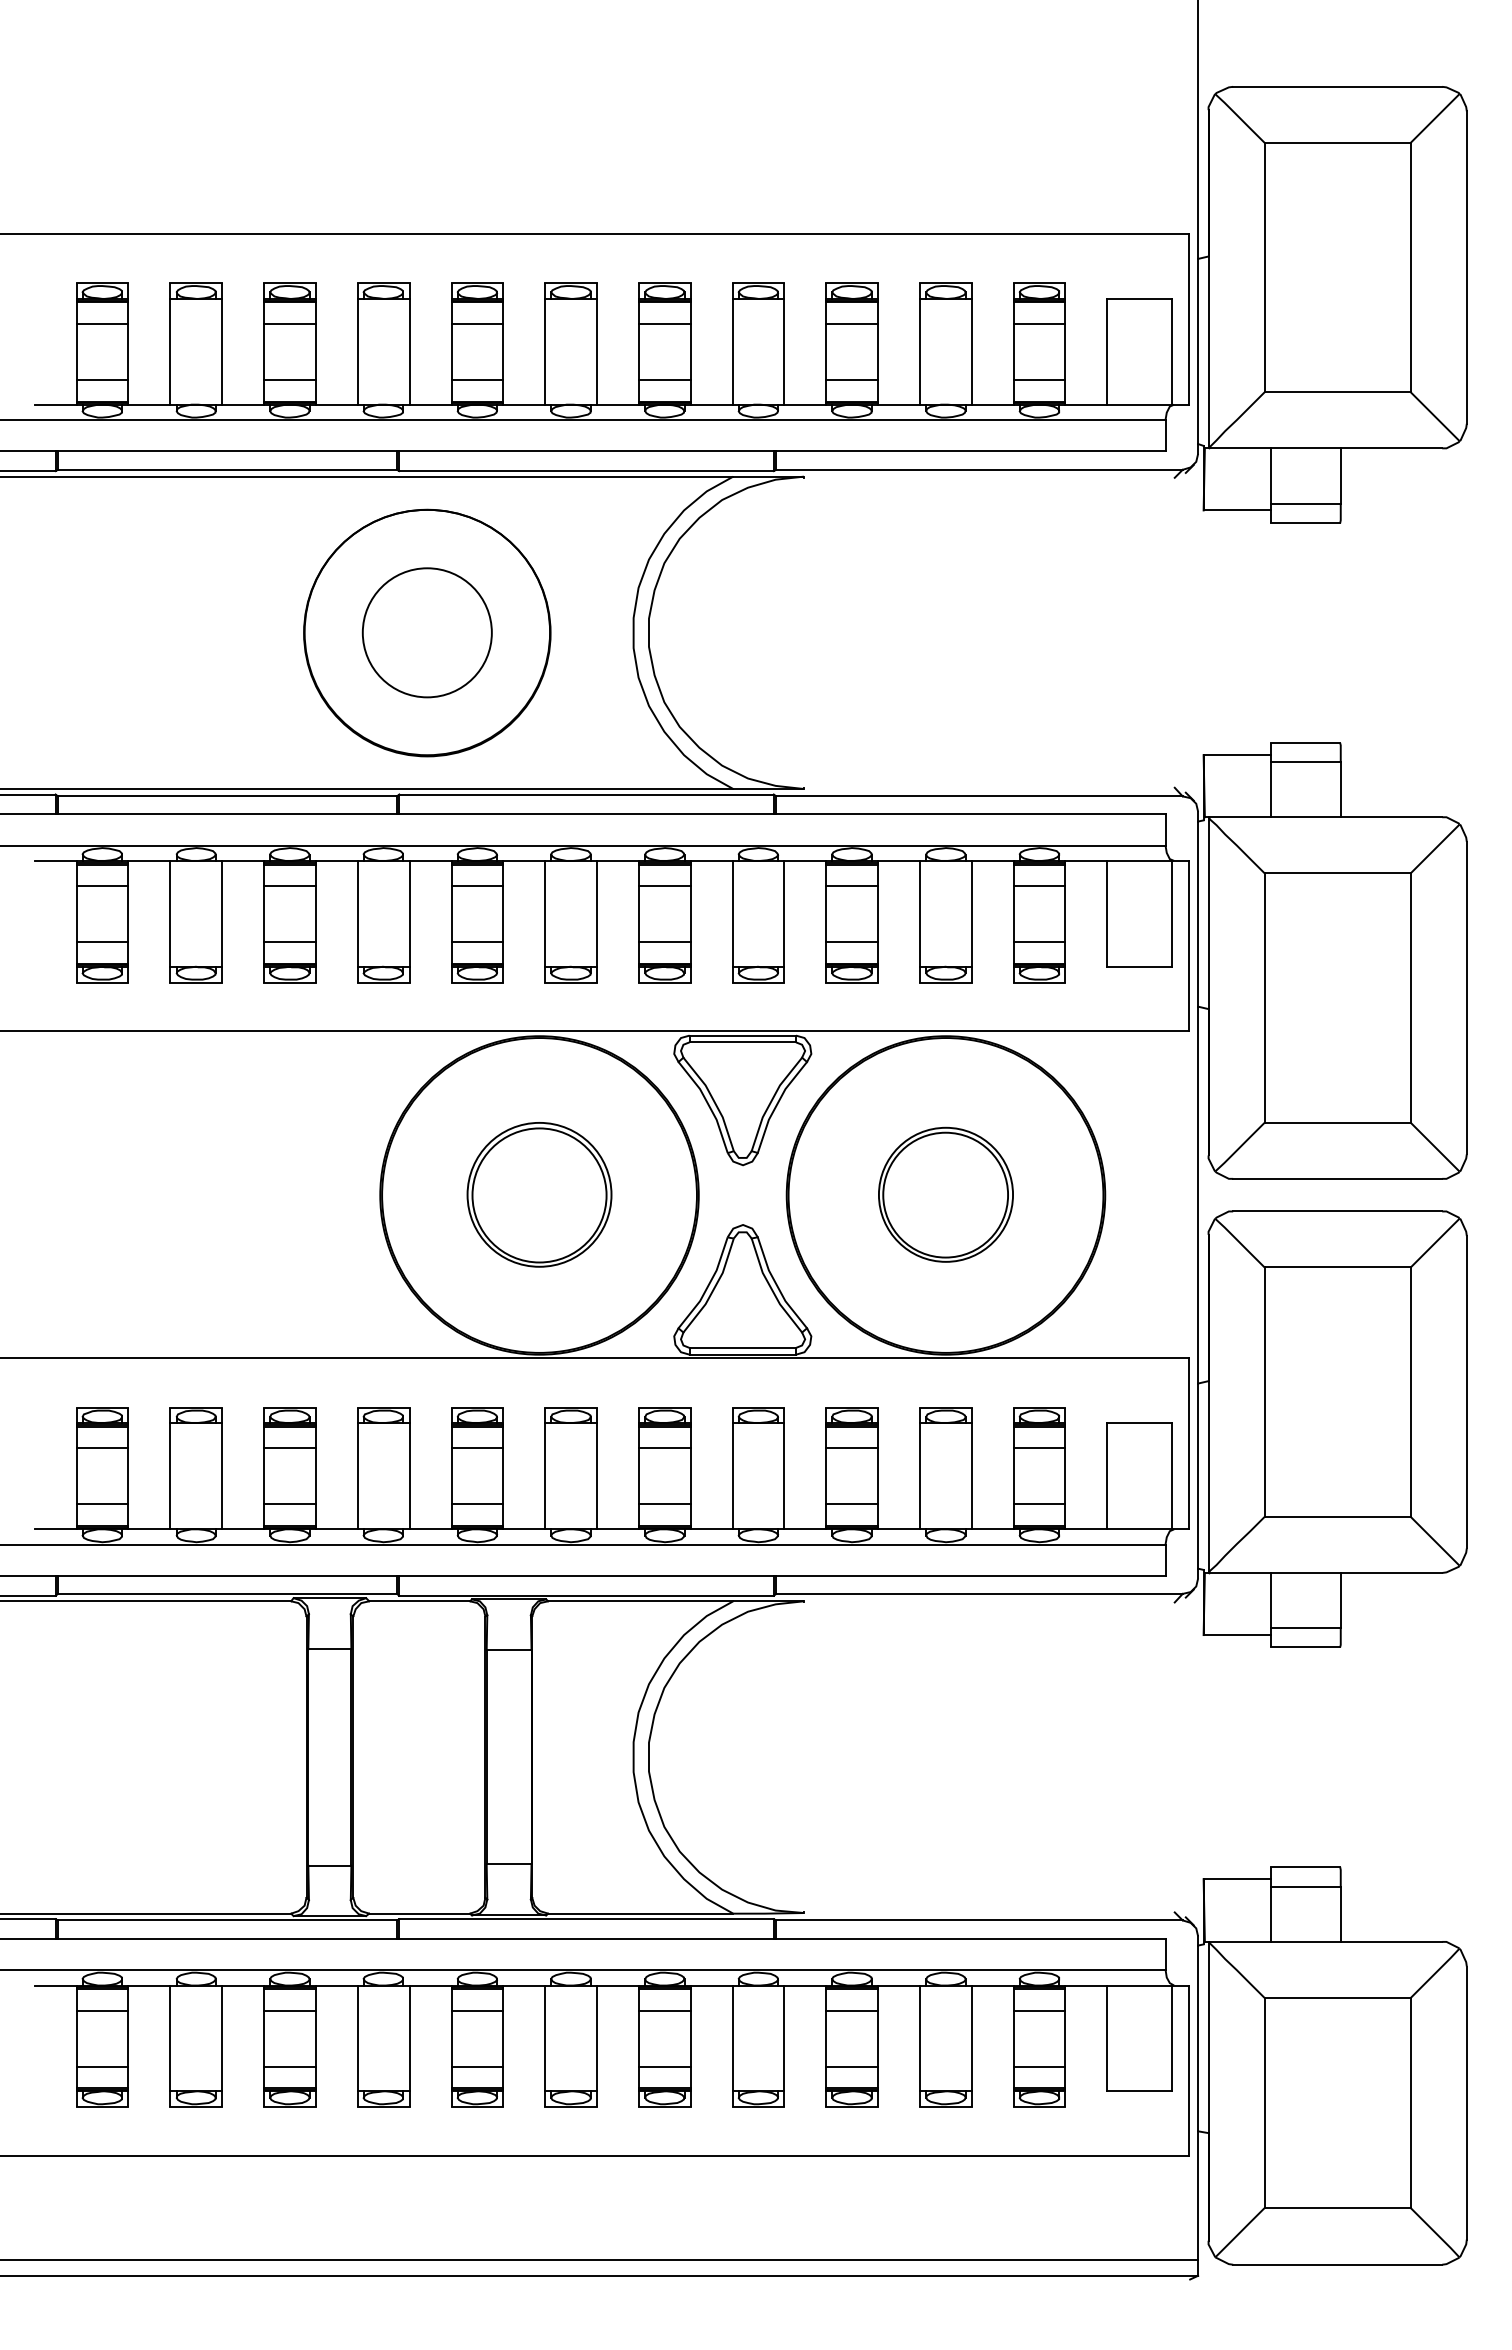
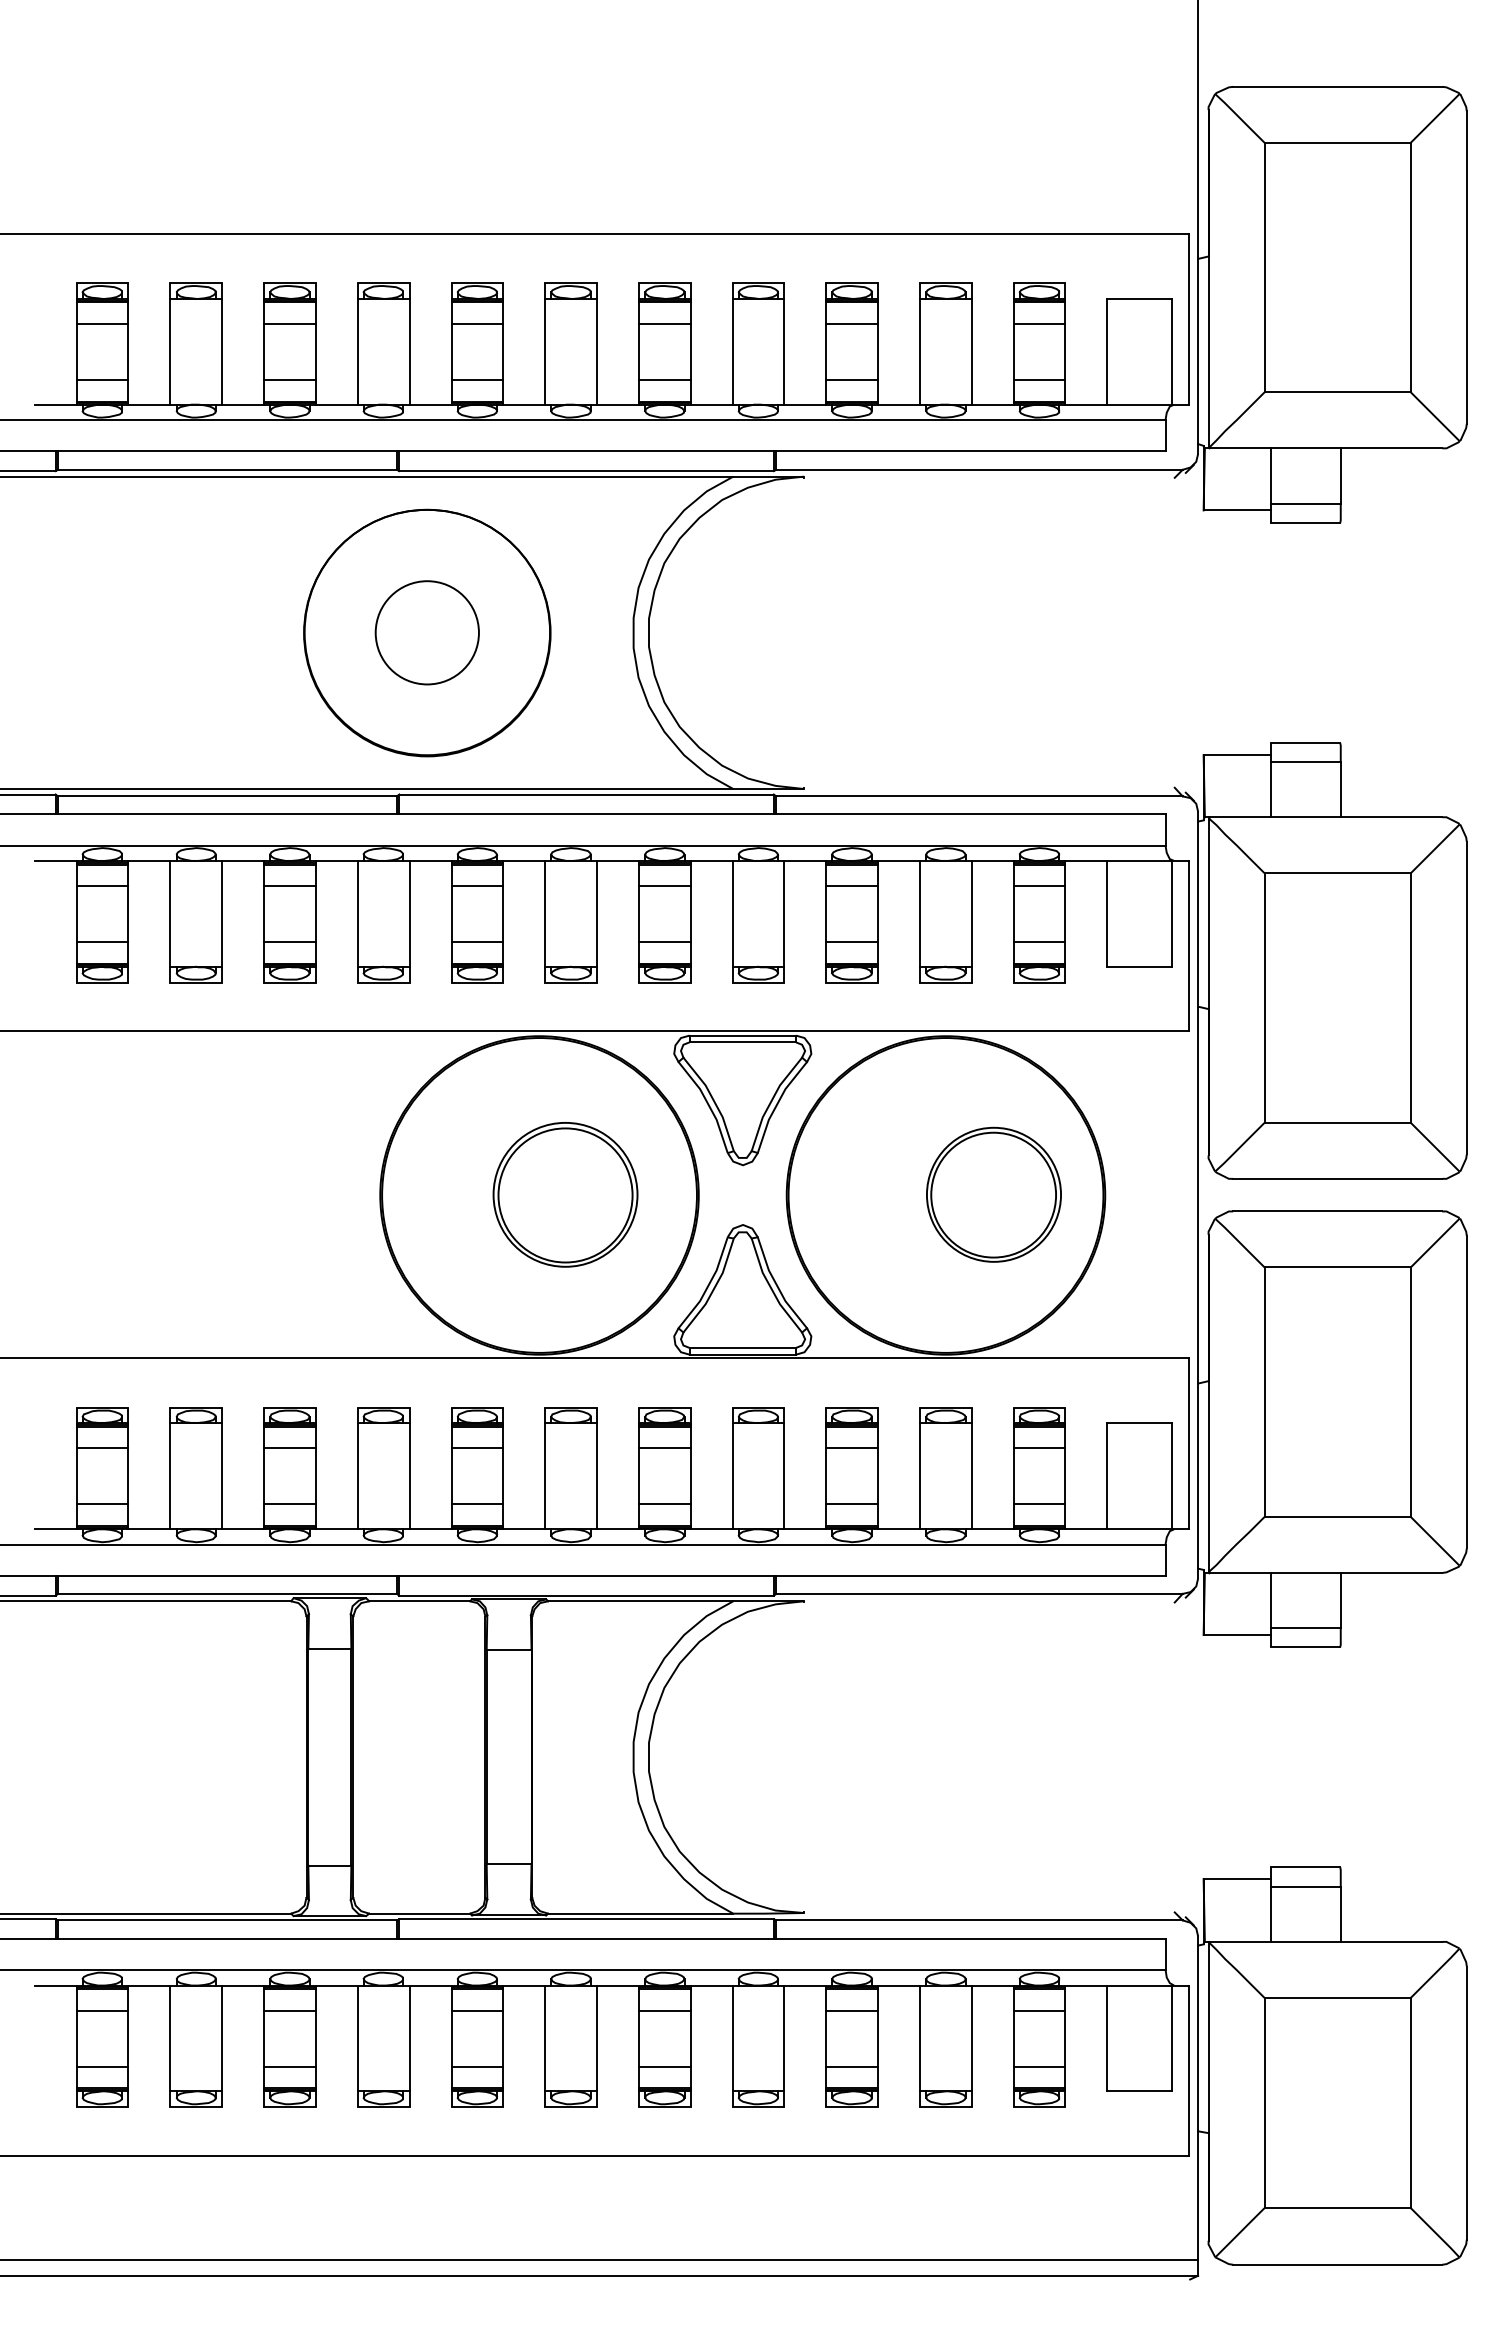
circle diameter: 129 px -> 103 px (426, 632)
part position: (539, 1194) -> (565, 1194) (565, 1194)
part position: (945, 1194) -> (993, 1194) (993, 1194)
